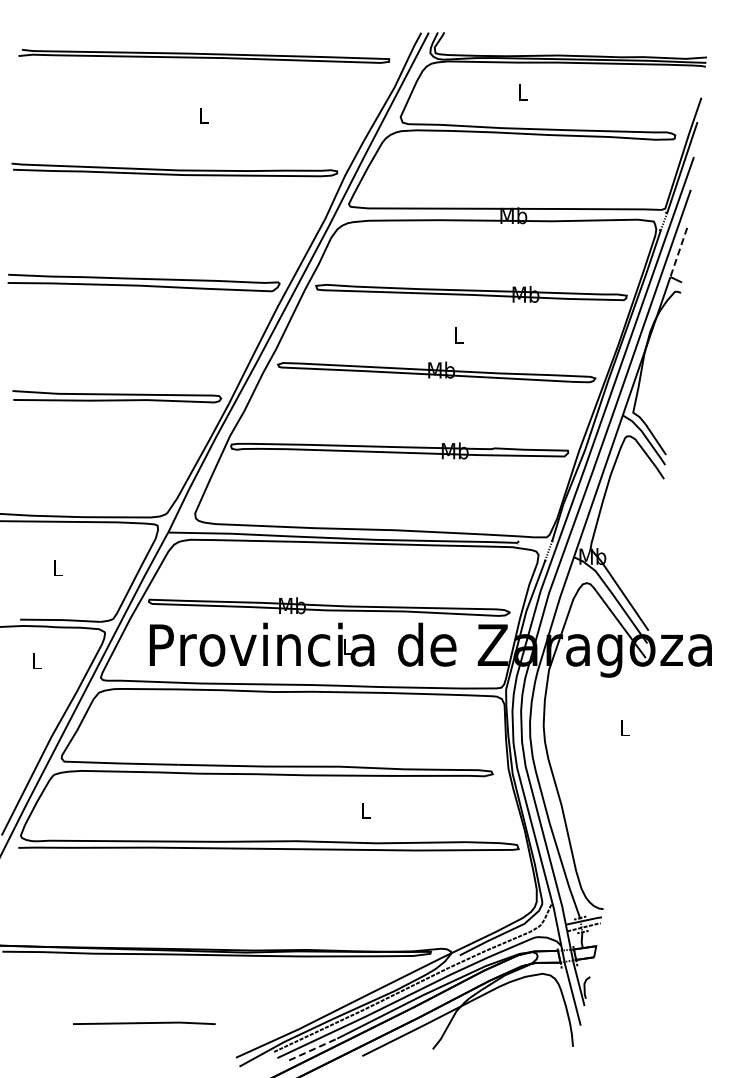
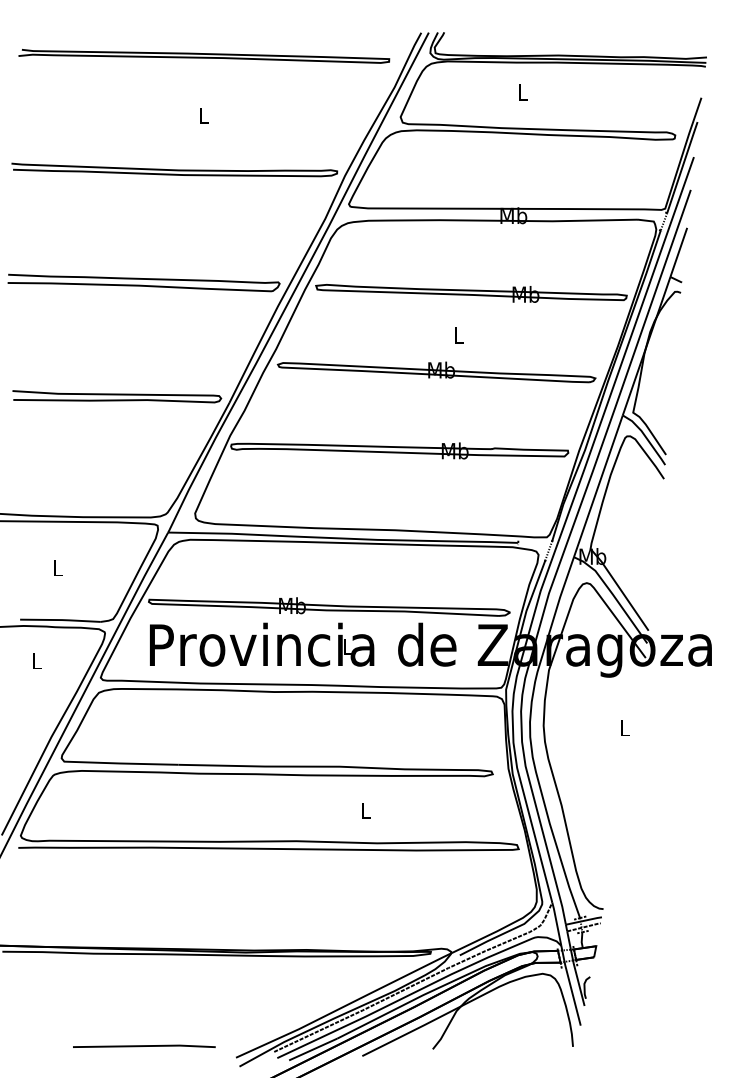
line: dashed -> solid (678, 252)
line position: (144, 1022) -> (144, 1045) (144, 1045)
line: dashed -> solid (313, 1049)
